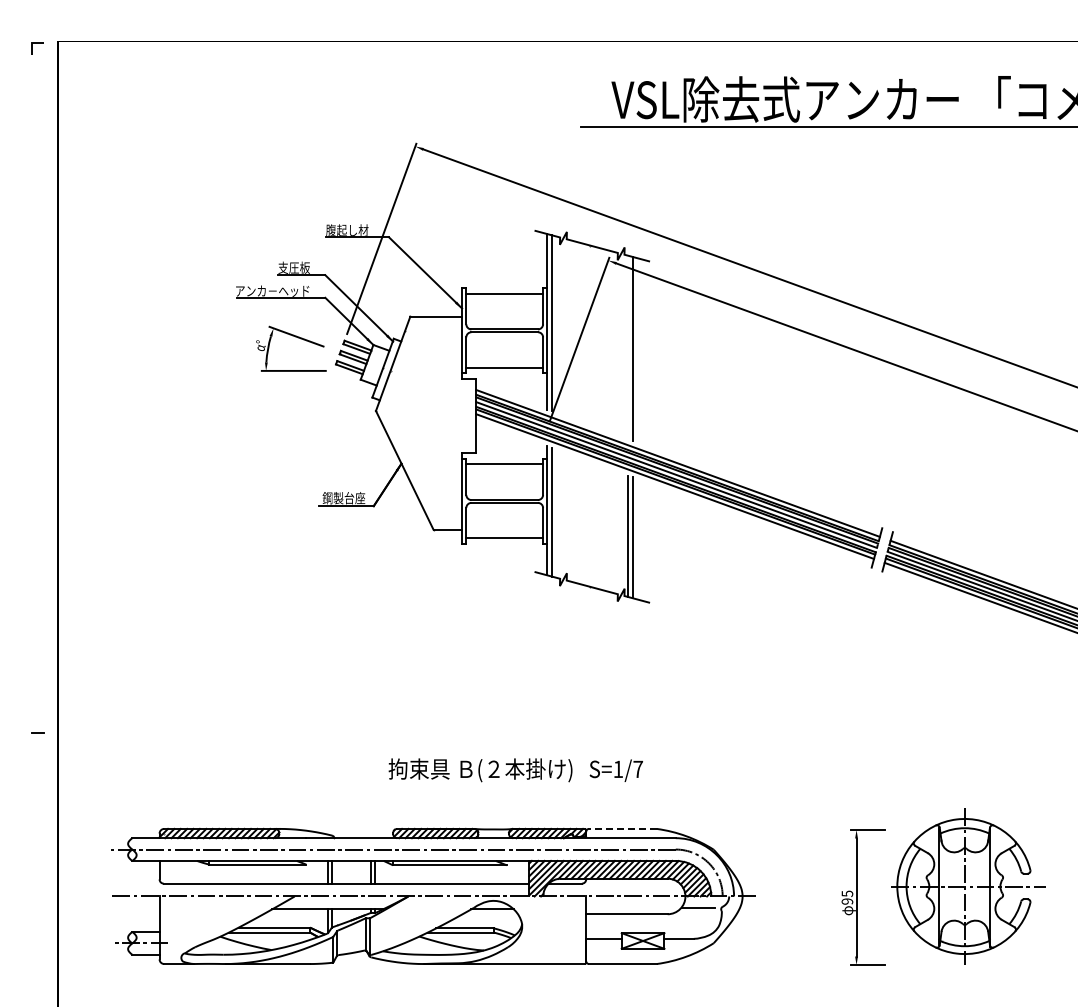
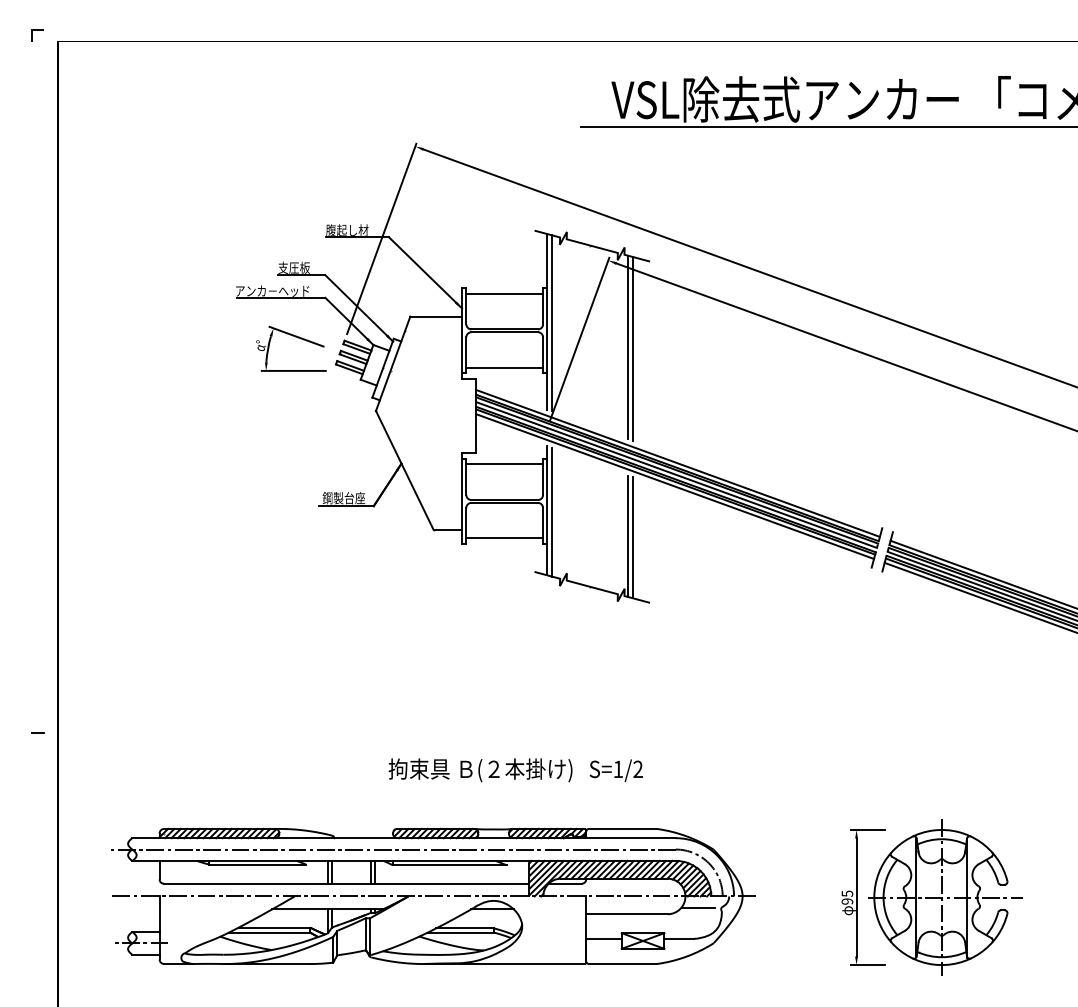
line position: (37, 43) -> (37, 30) (37, 30)
line: none -> present (628, 347)
text: S=1/7 -> S=1/2 (638, 768)
line: dashed -> solid (622, 828)
part position: (968, 886) -> (945, 897) (945, 897)
